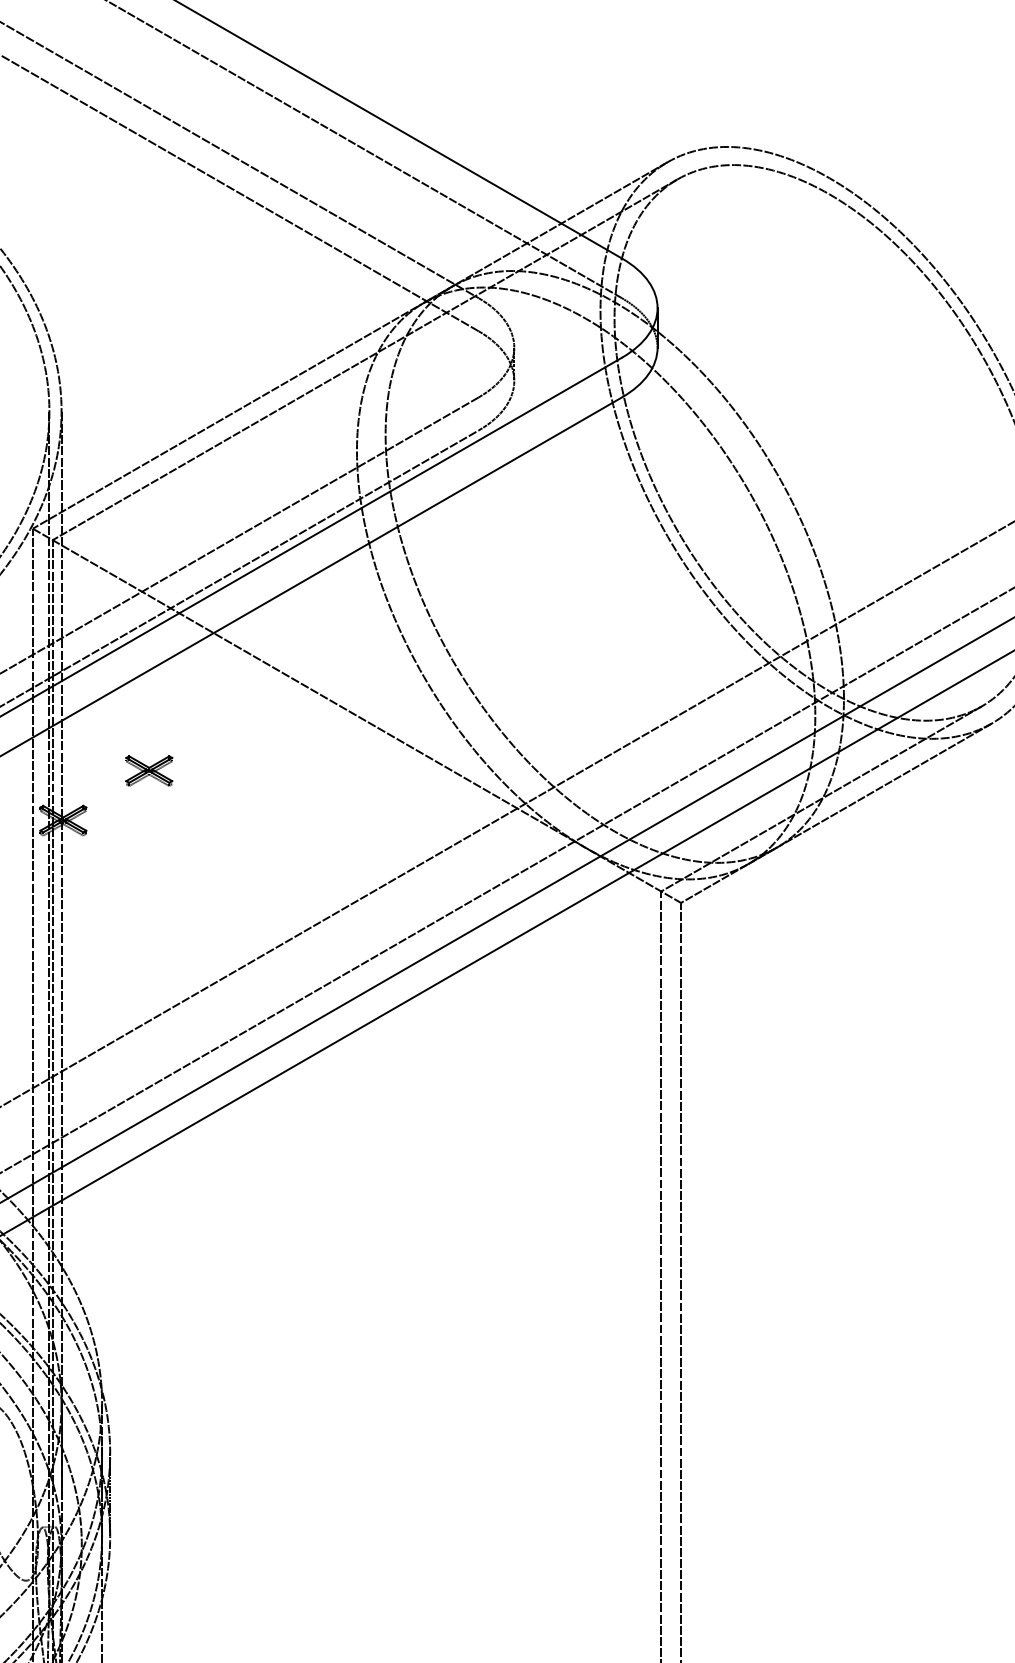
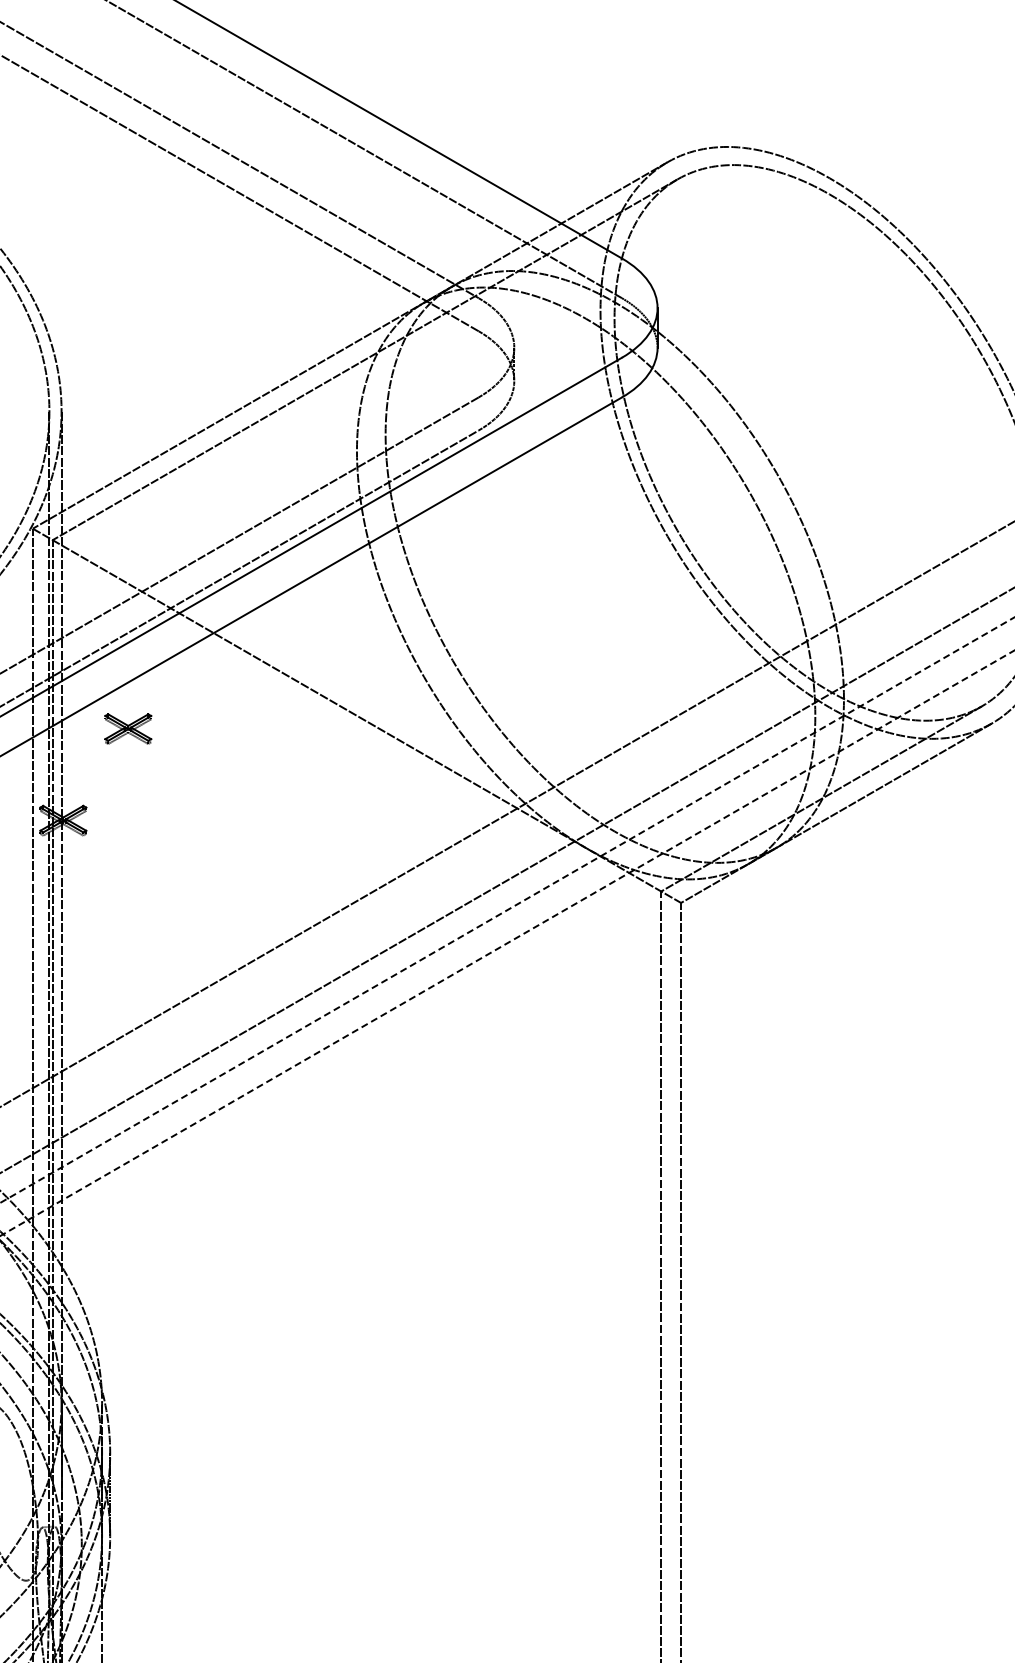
part position: (149, 770) -> (128, 728) (128, 728)
line: solid -> dashed (507, 910)
line: solid -> dashed (507, 942)
